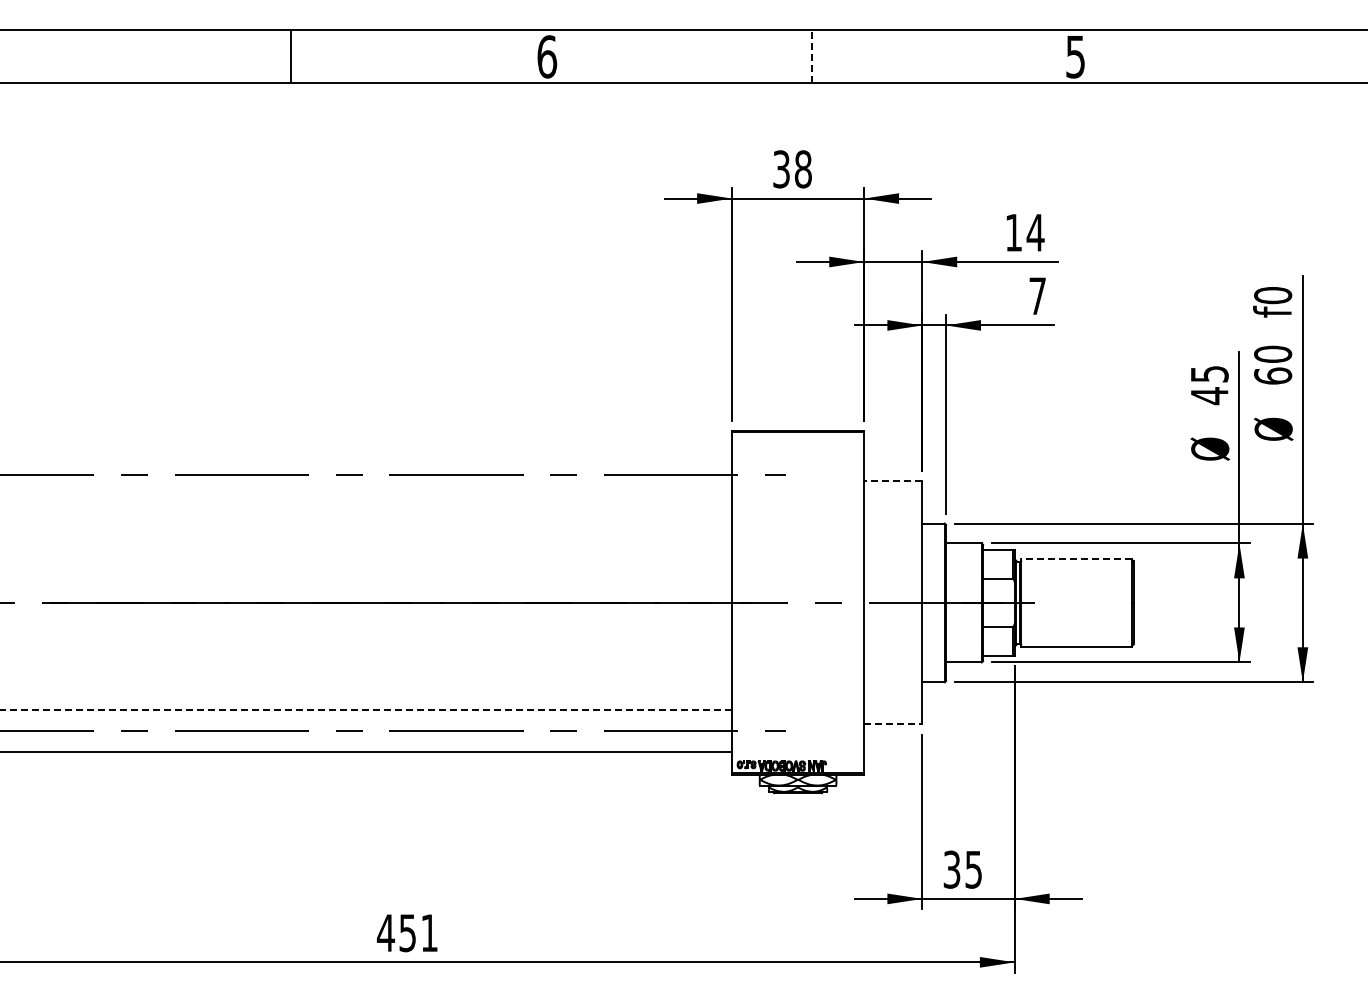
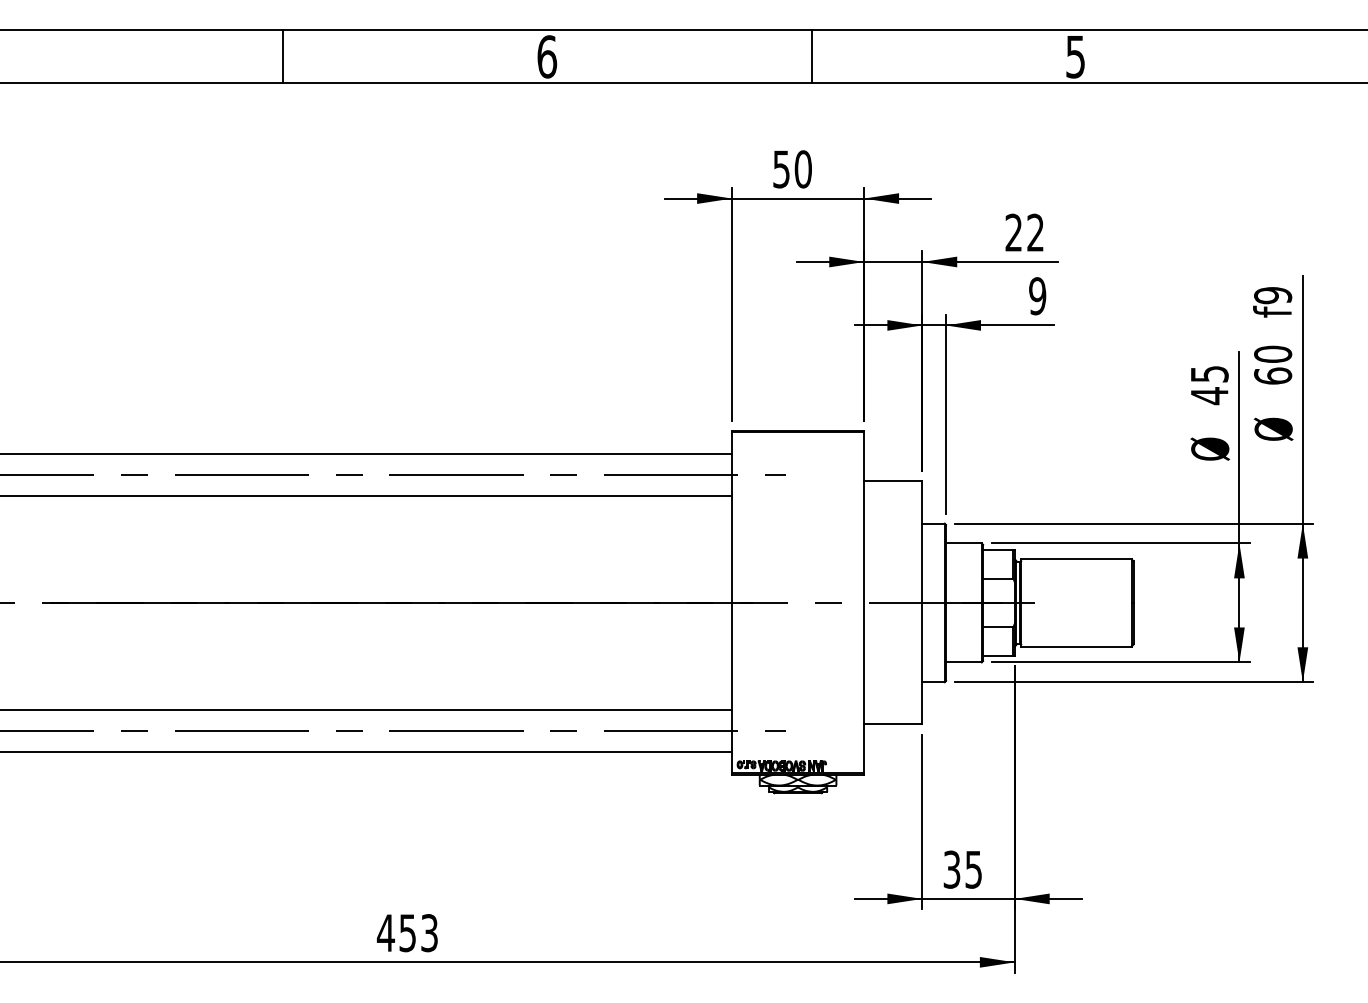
line position: (291, 56) -> (283, 56) (283, 56)
line: dashed -> solid (811, 56)
text: 38 -> 50 (792, 169)
text: 14 -> 22 (1024, 232)
text: f0 -> f9 (1273, 295)
text: 7 -> 9 (1037, 296)
line: none -> present (367, 453)
line: dashed -> solid (892, 481)
line: none -> present (367, 496)
line: dashed -> solid (1076, 559)
line: dashed -> solid (366, 709)
line: dashed -> solid (893, 724)
text: 451 -> 453 (429, 933)
